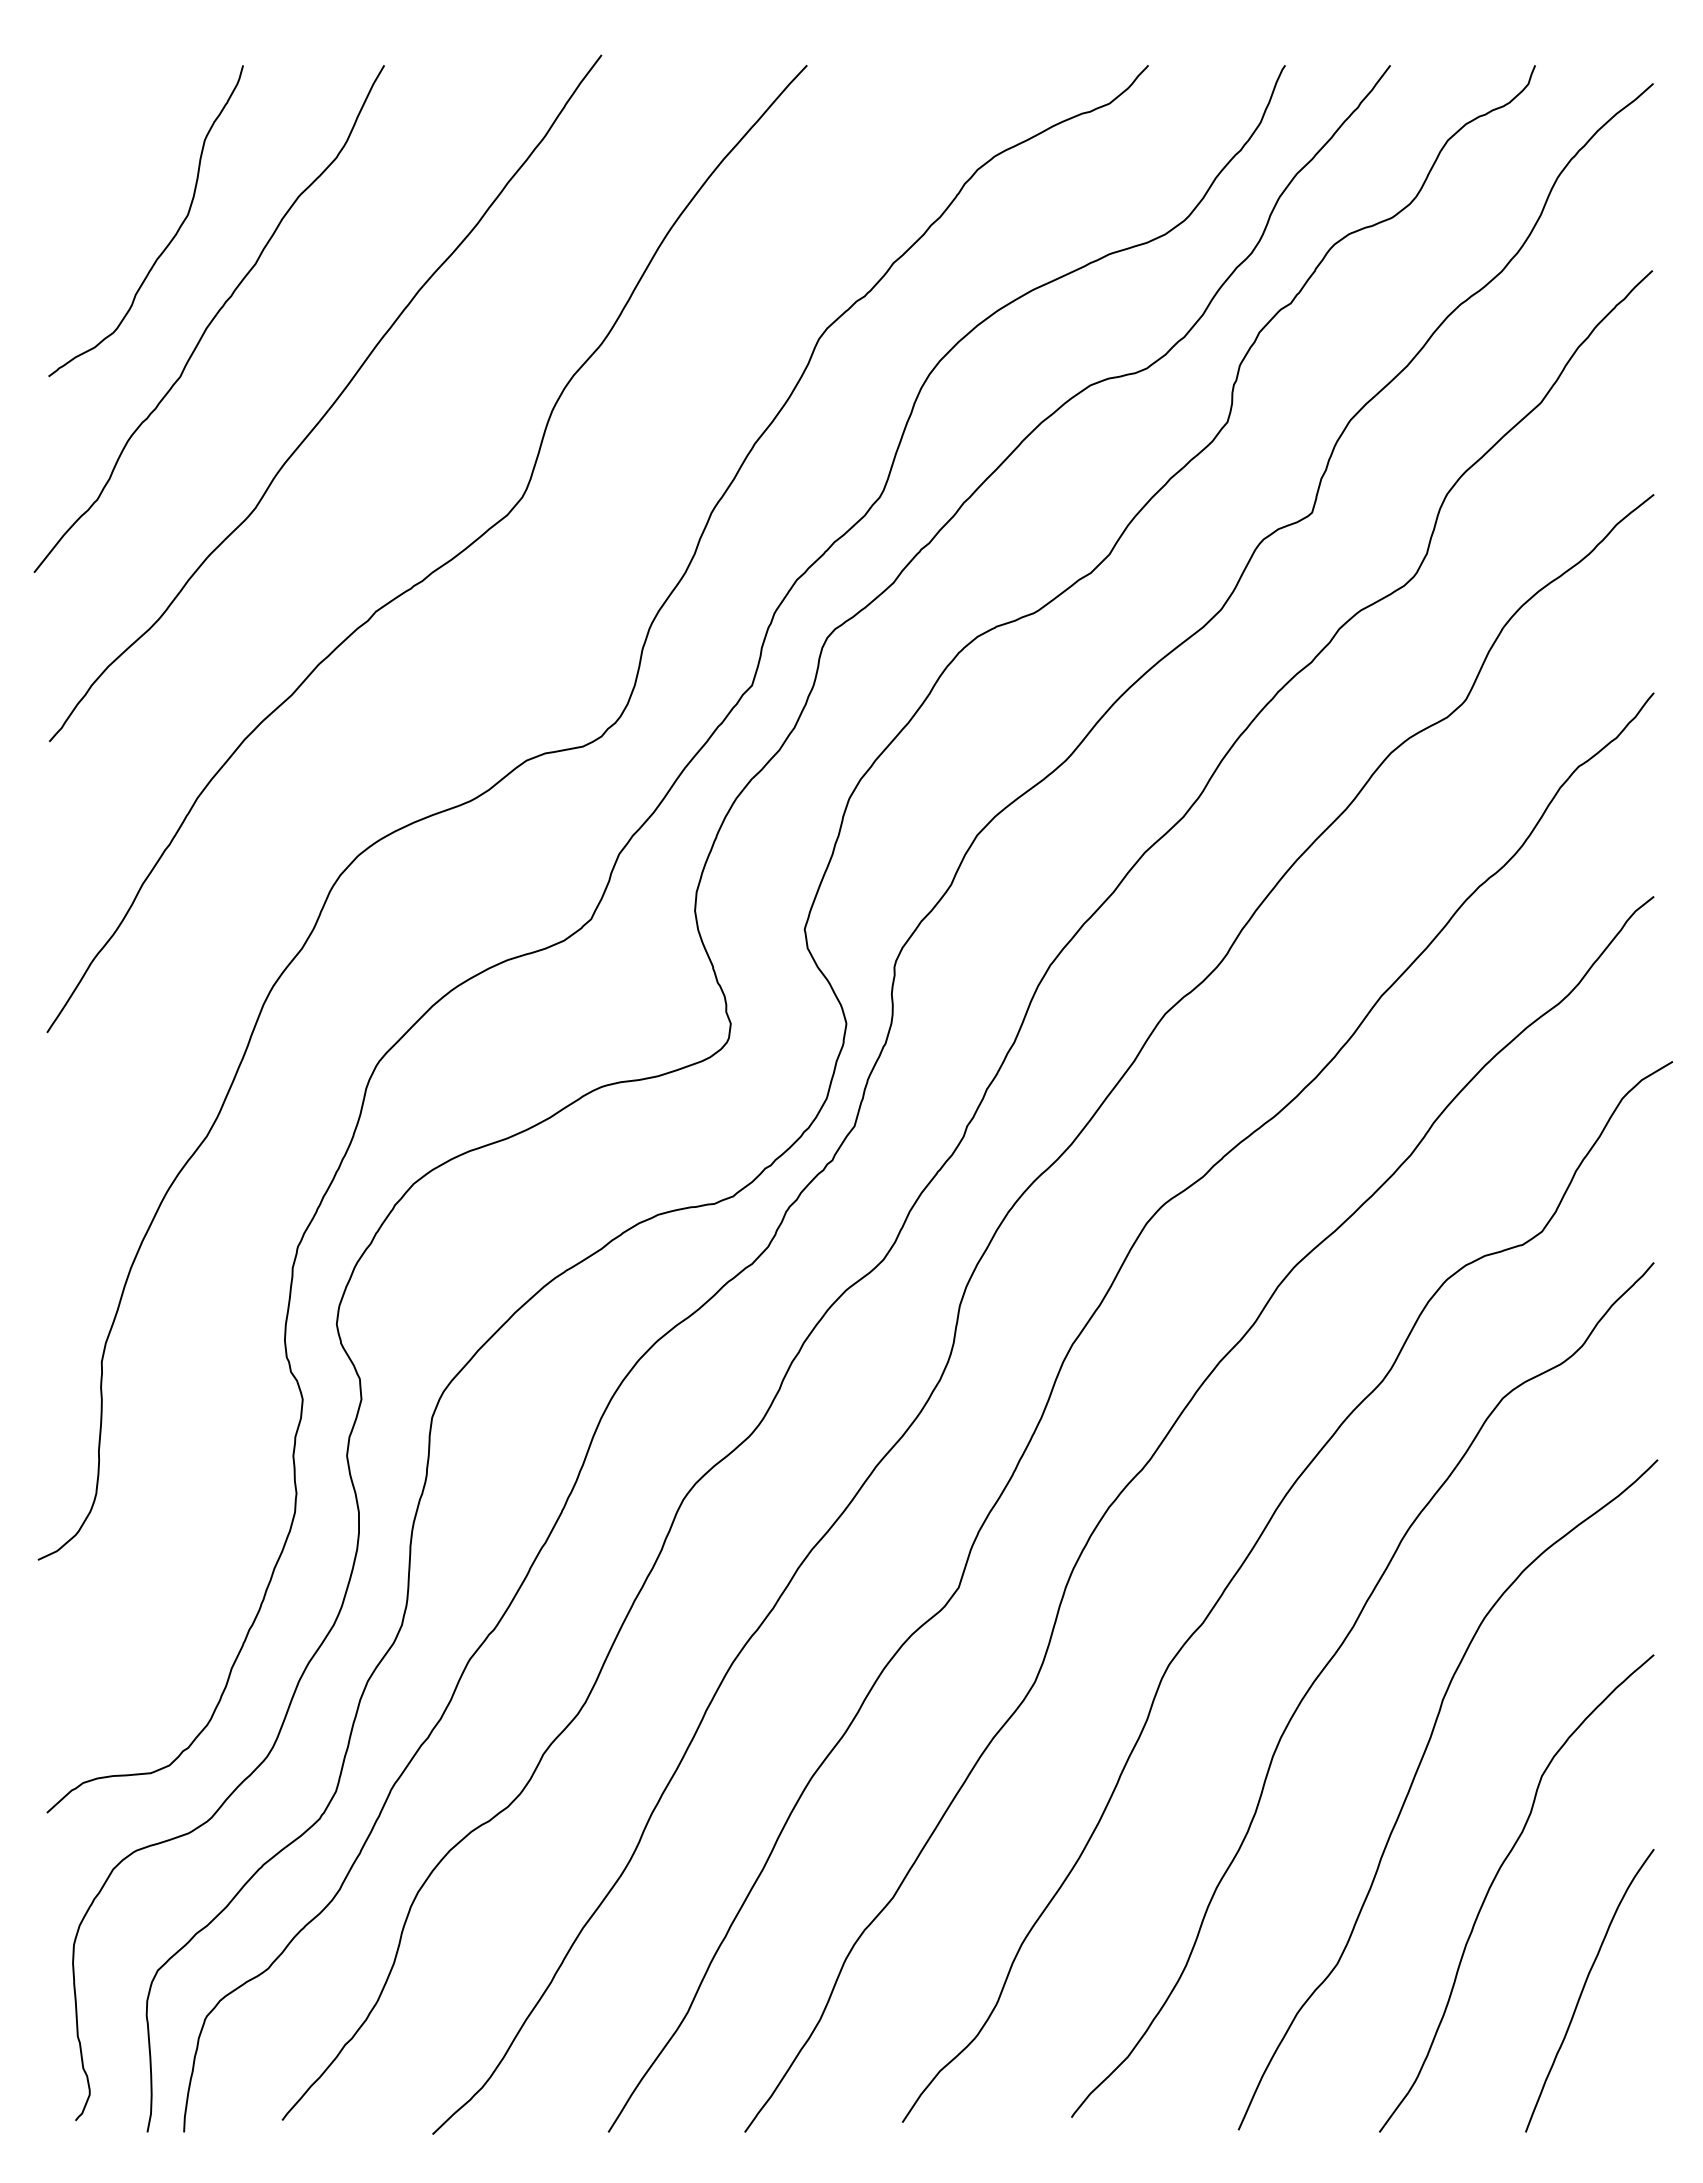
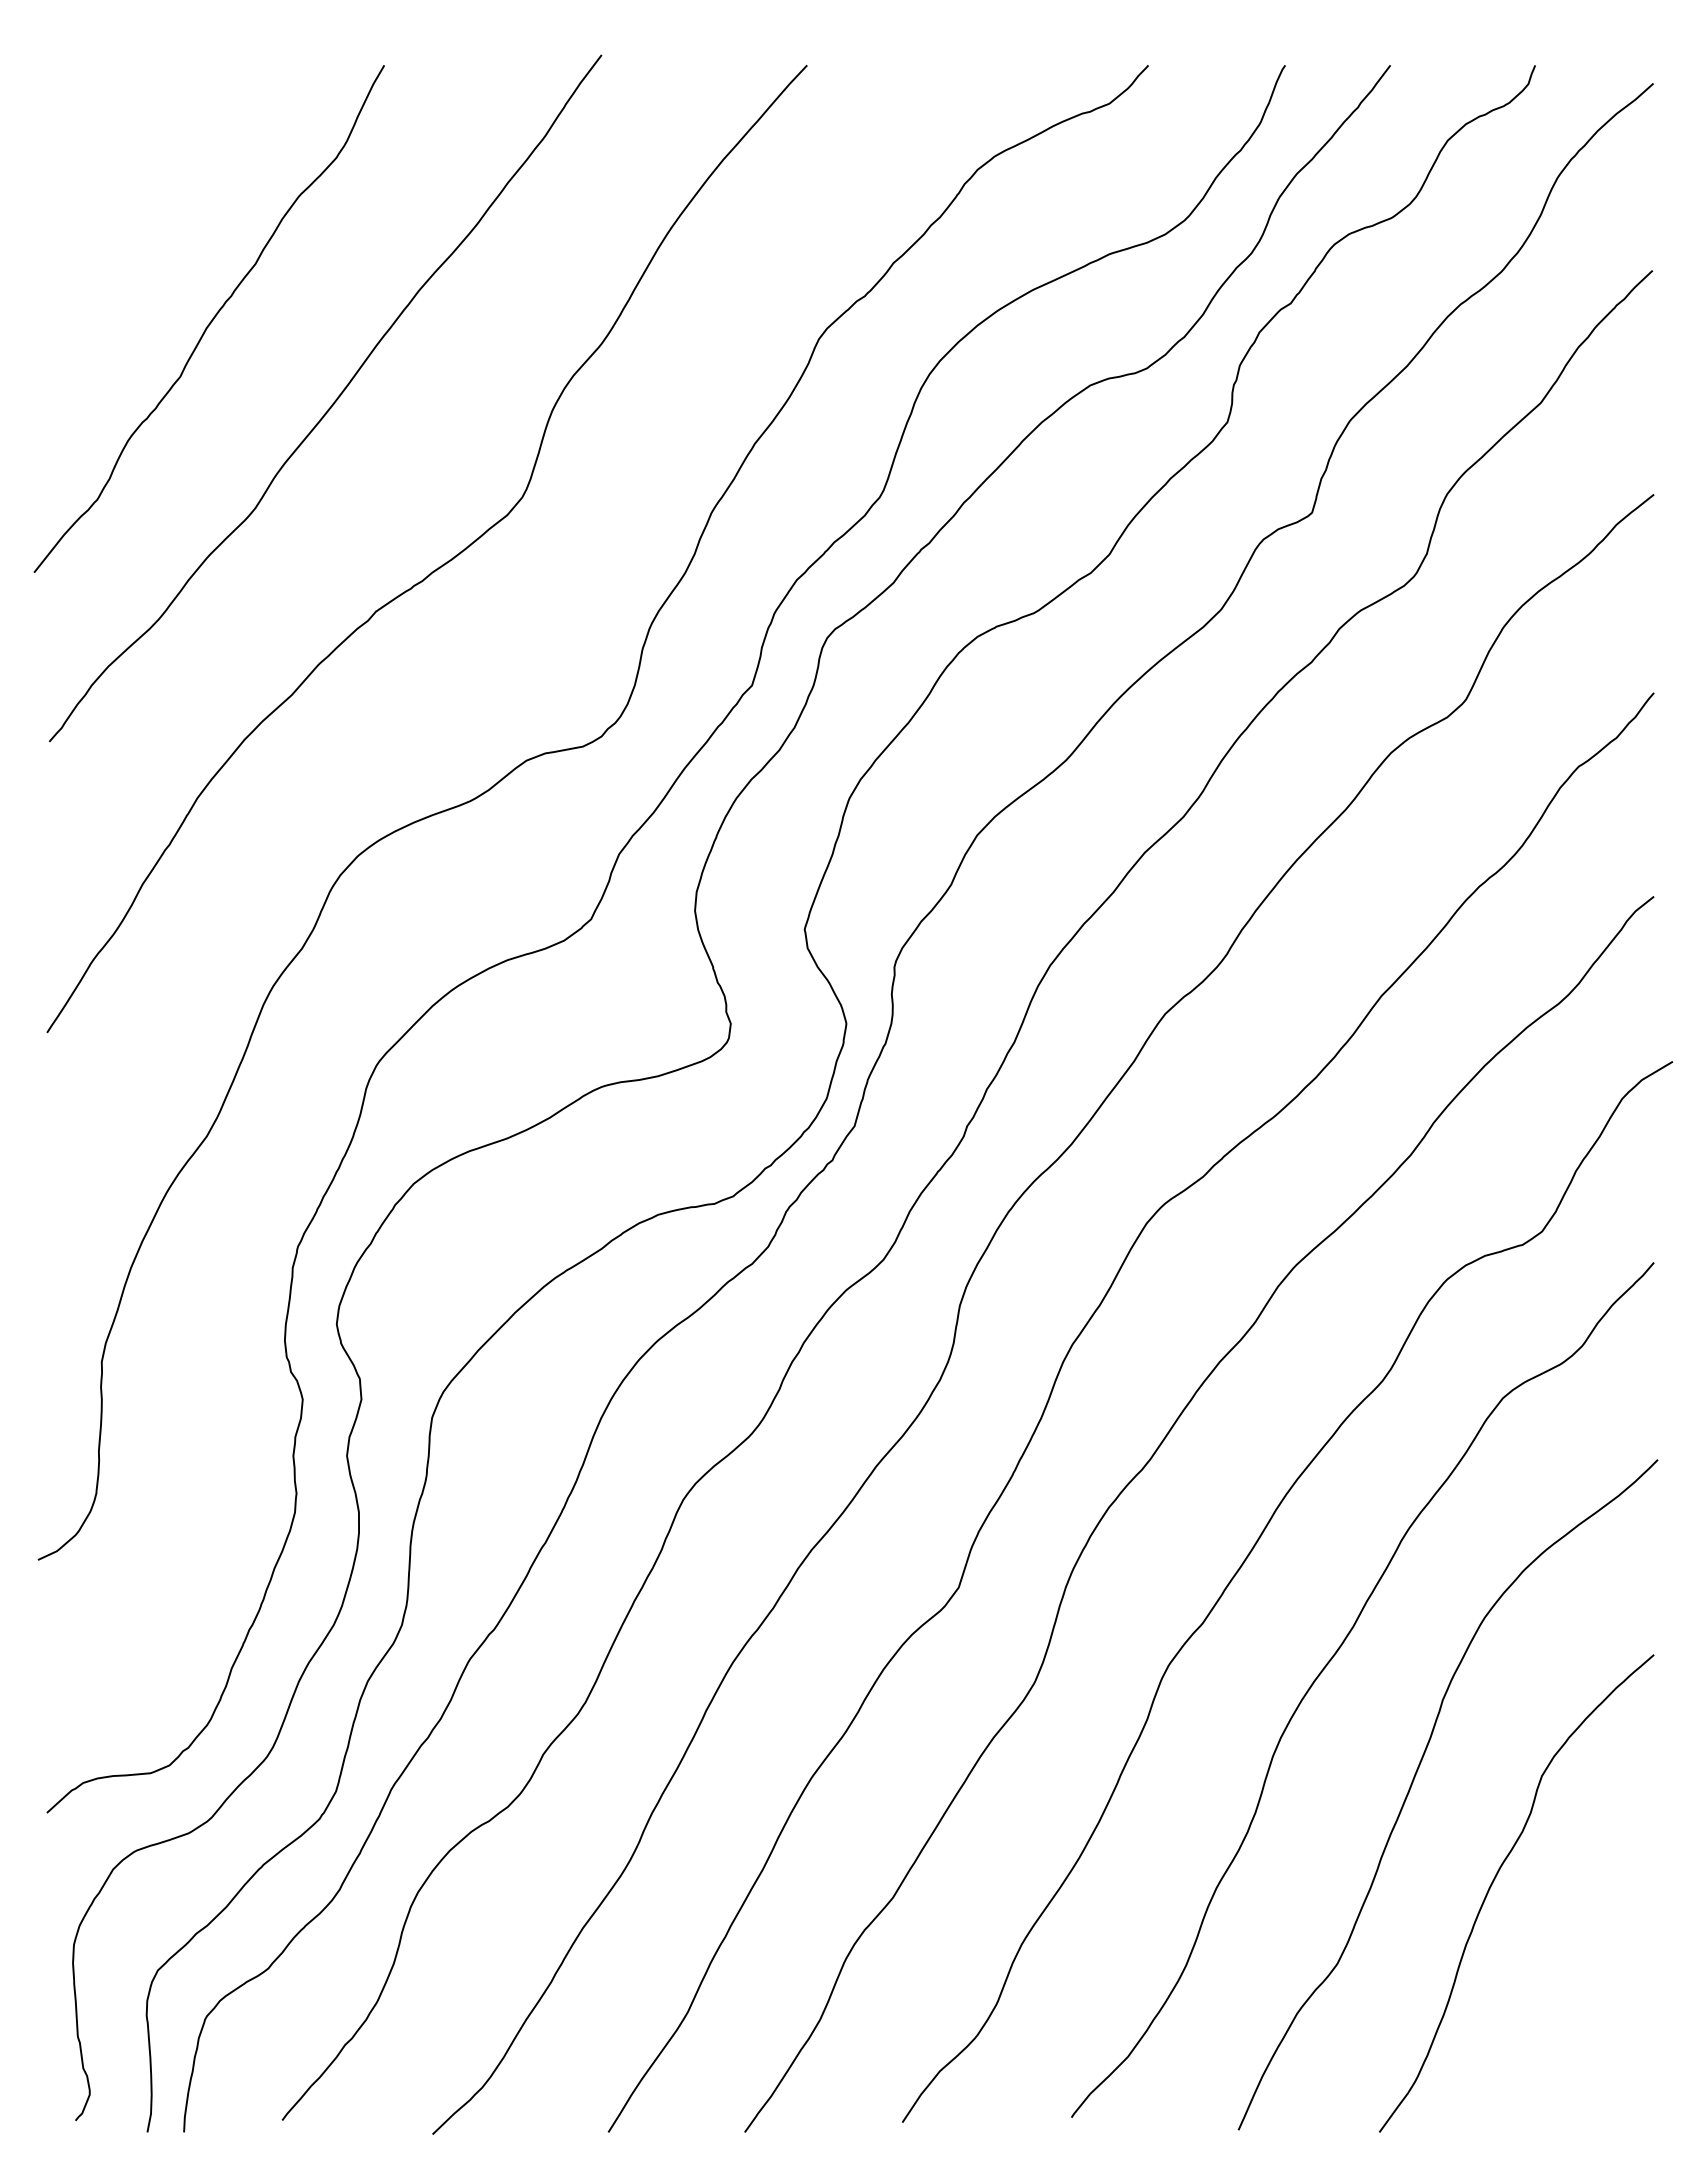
curve: present -> none (169, 241)
curve: present -> none (1584, 1988)
